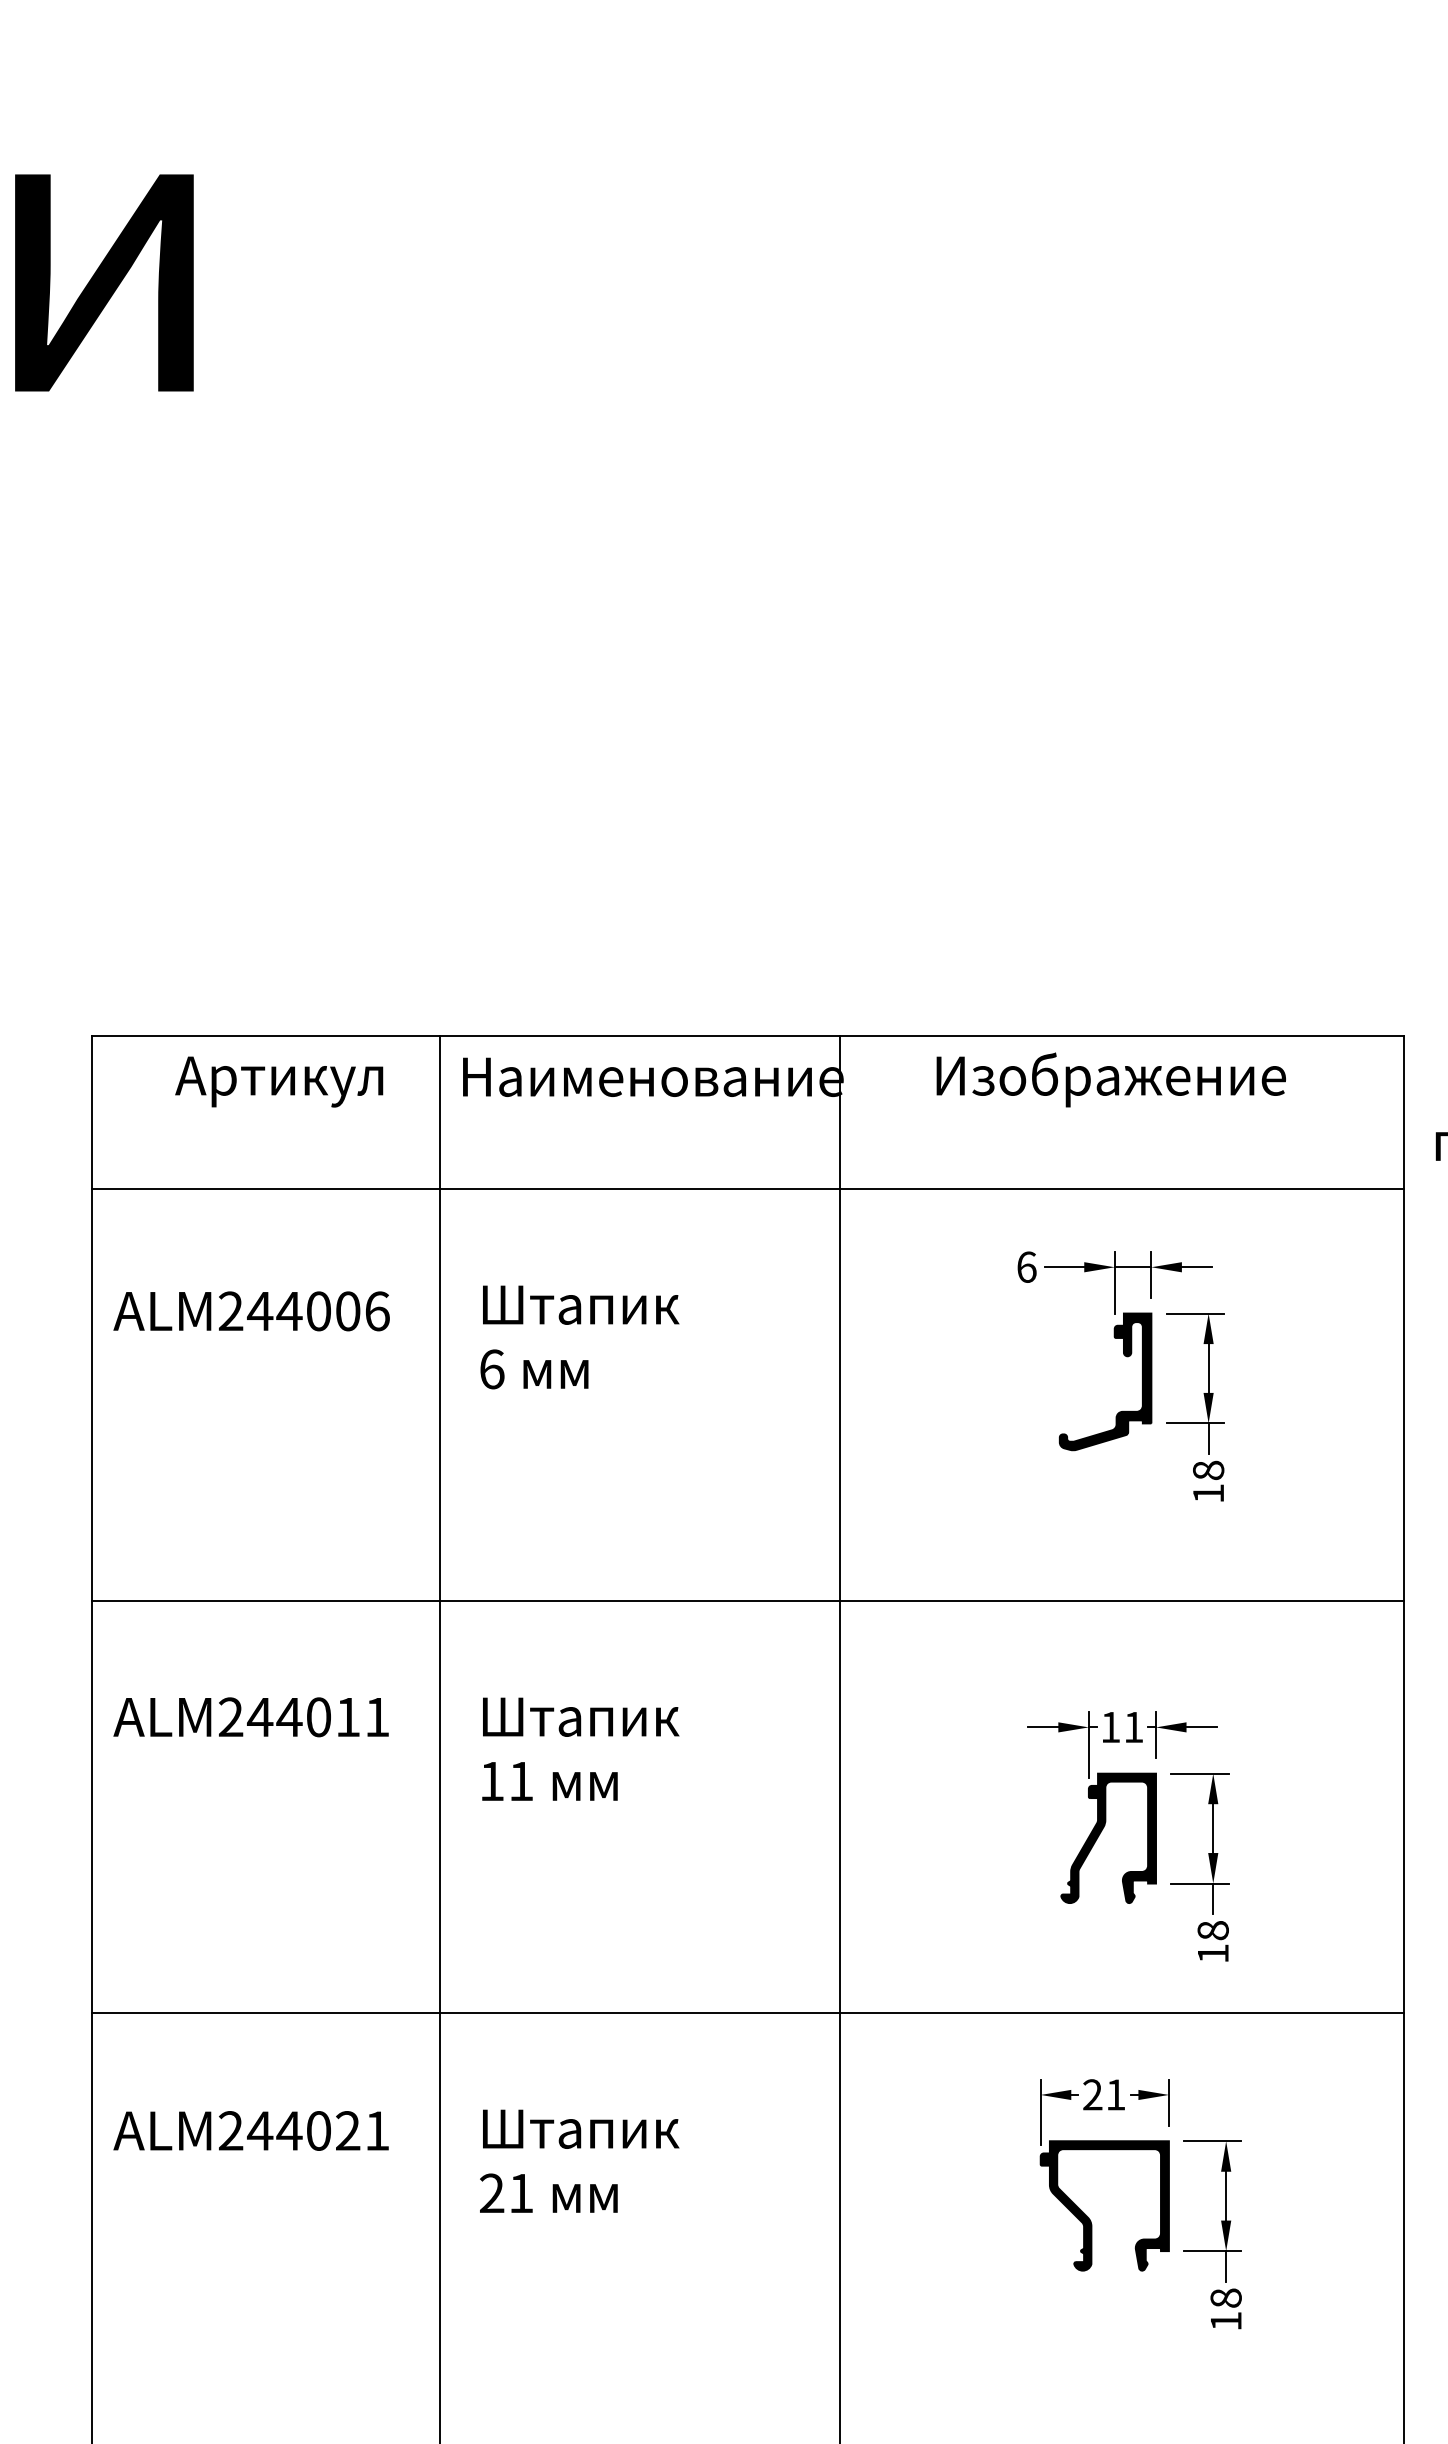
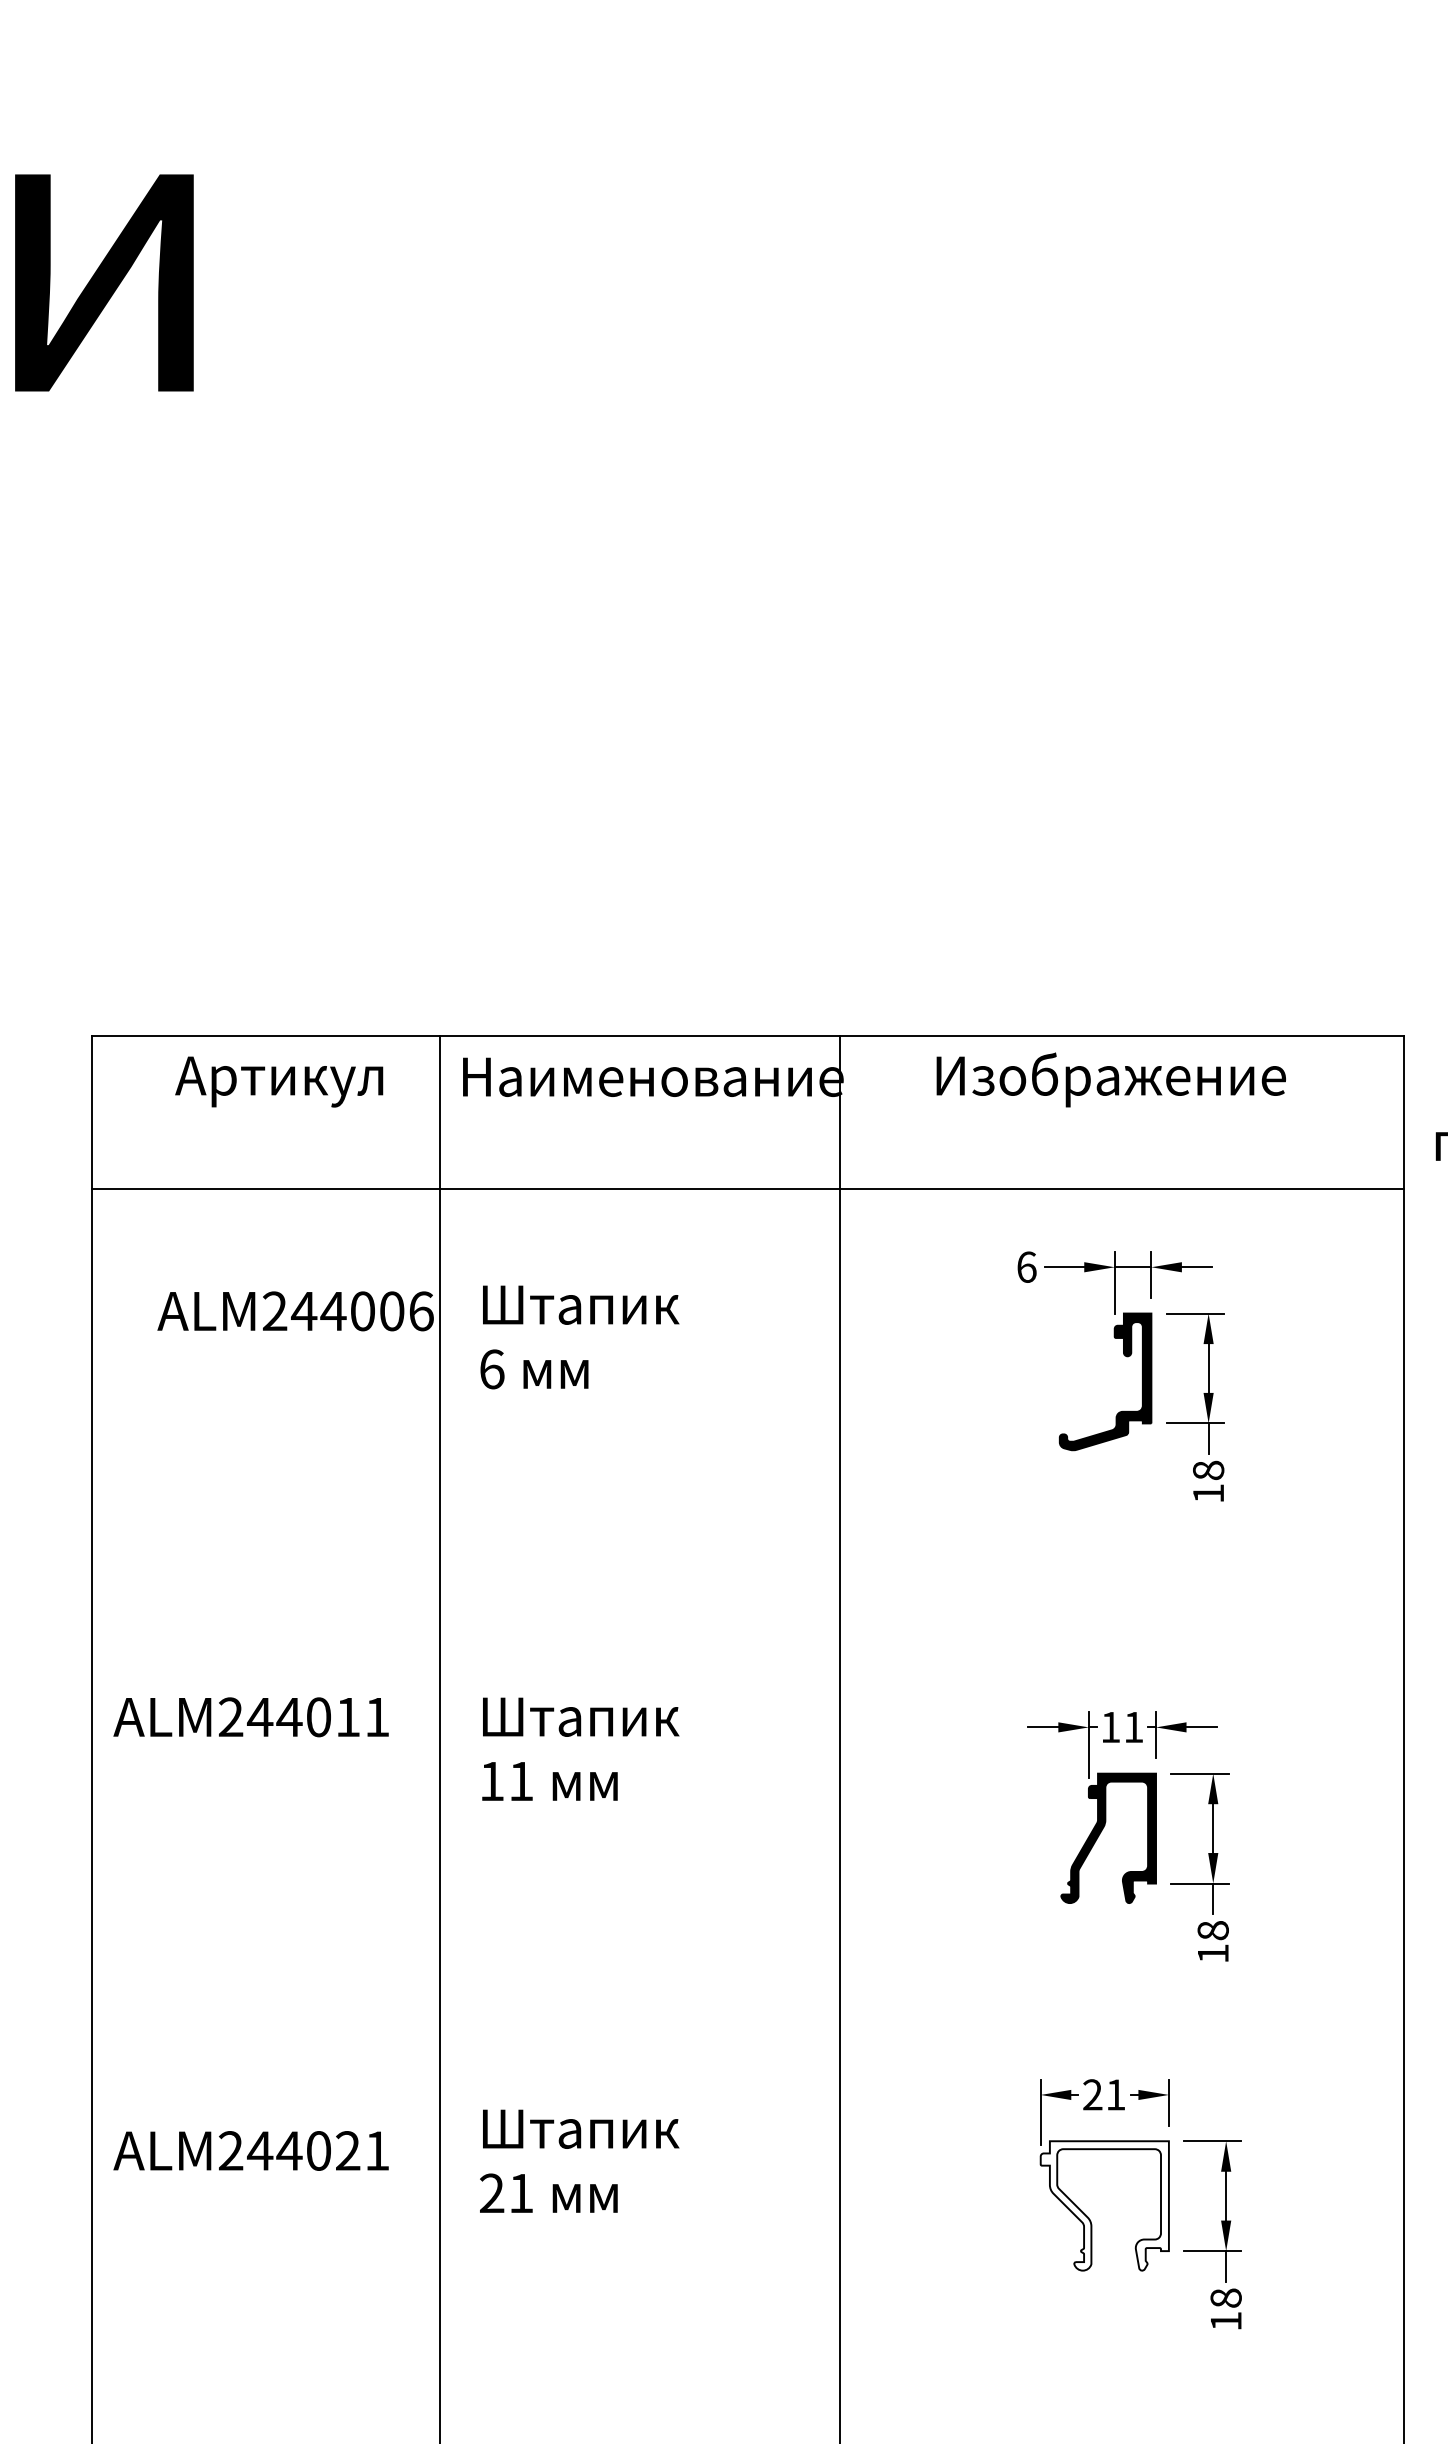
text position: (251, 1311) -> (295, 1311) (295, 1311)
line: present -> none (748, 1601)
line: present -> none (748, 2013)
text position: (250, 2130) -> (250, 2150) (250, 2150)
fill: present -> none (1104, 2205)
